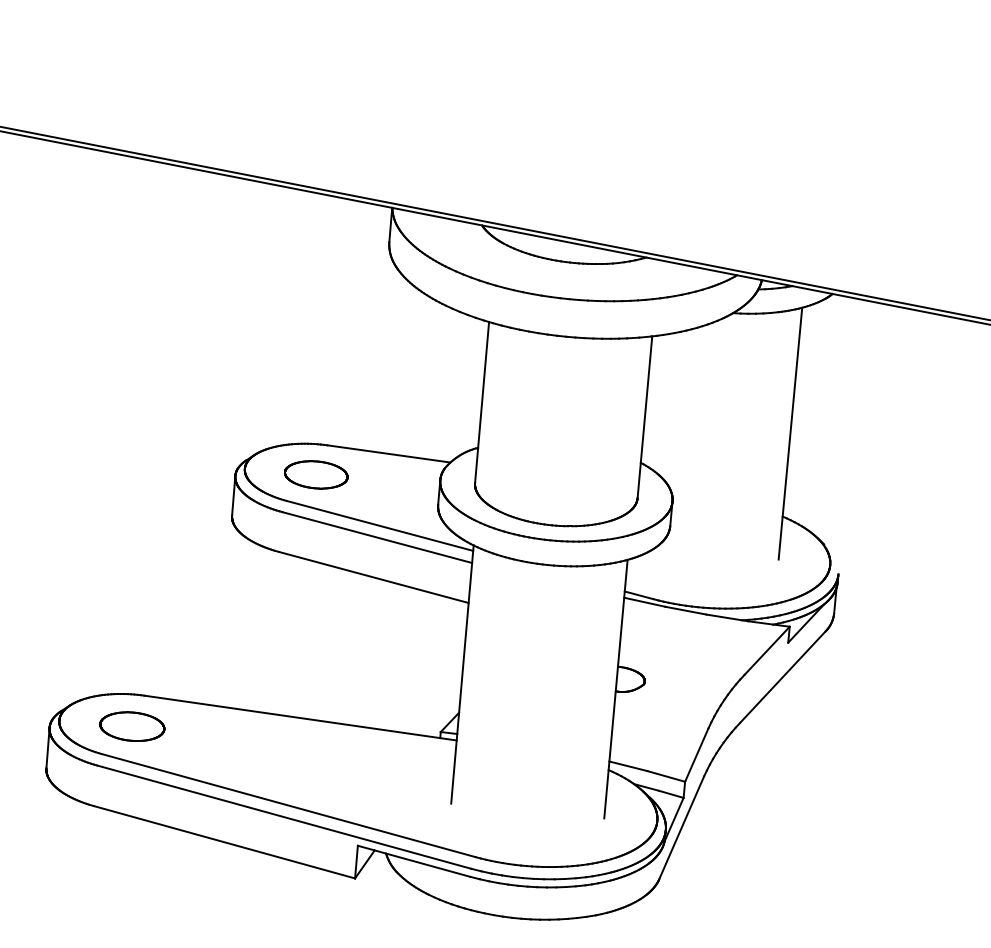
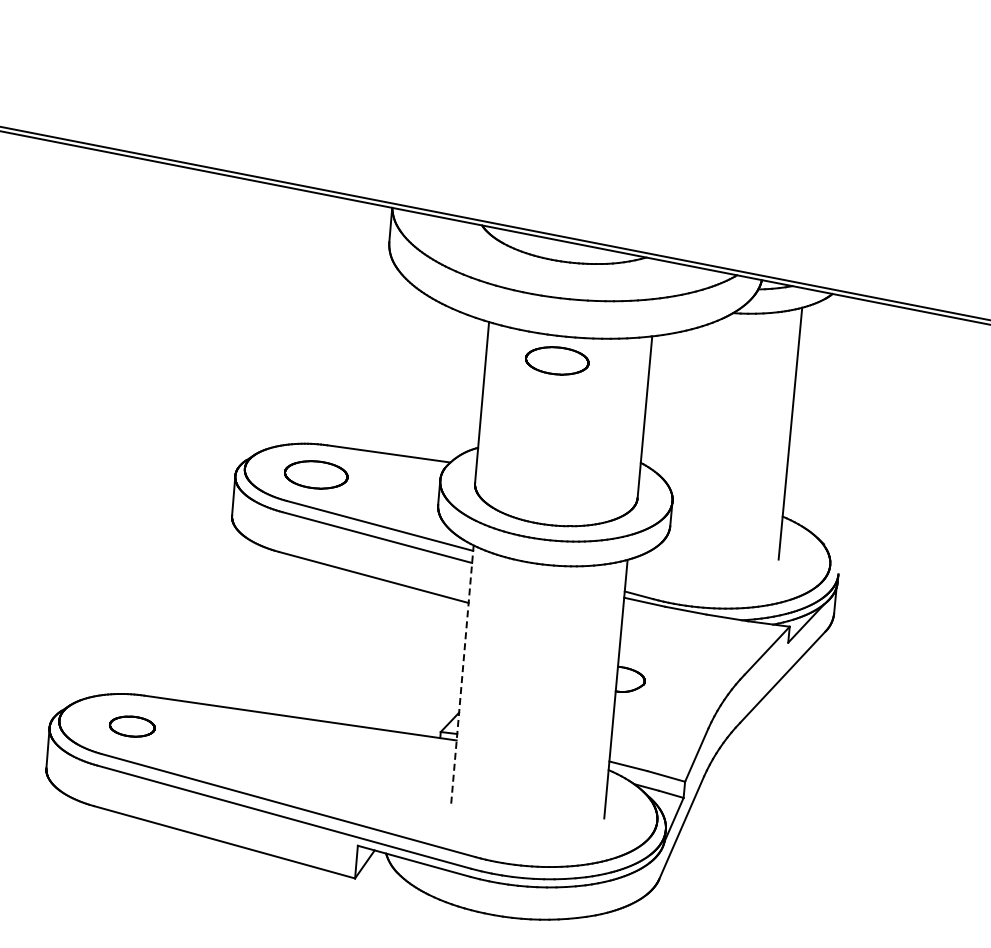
part: none -> present (557, 360)
line: solid -> dashed (462, 674)
part size: 67x31 px -> 47x23 px (132, 726)
